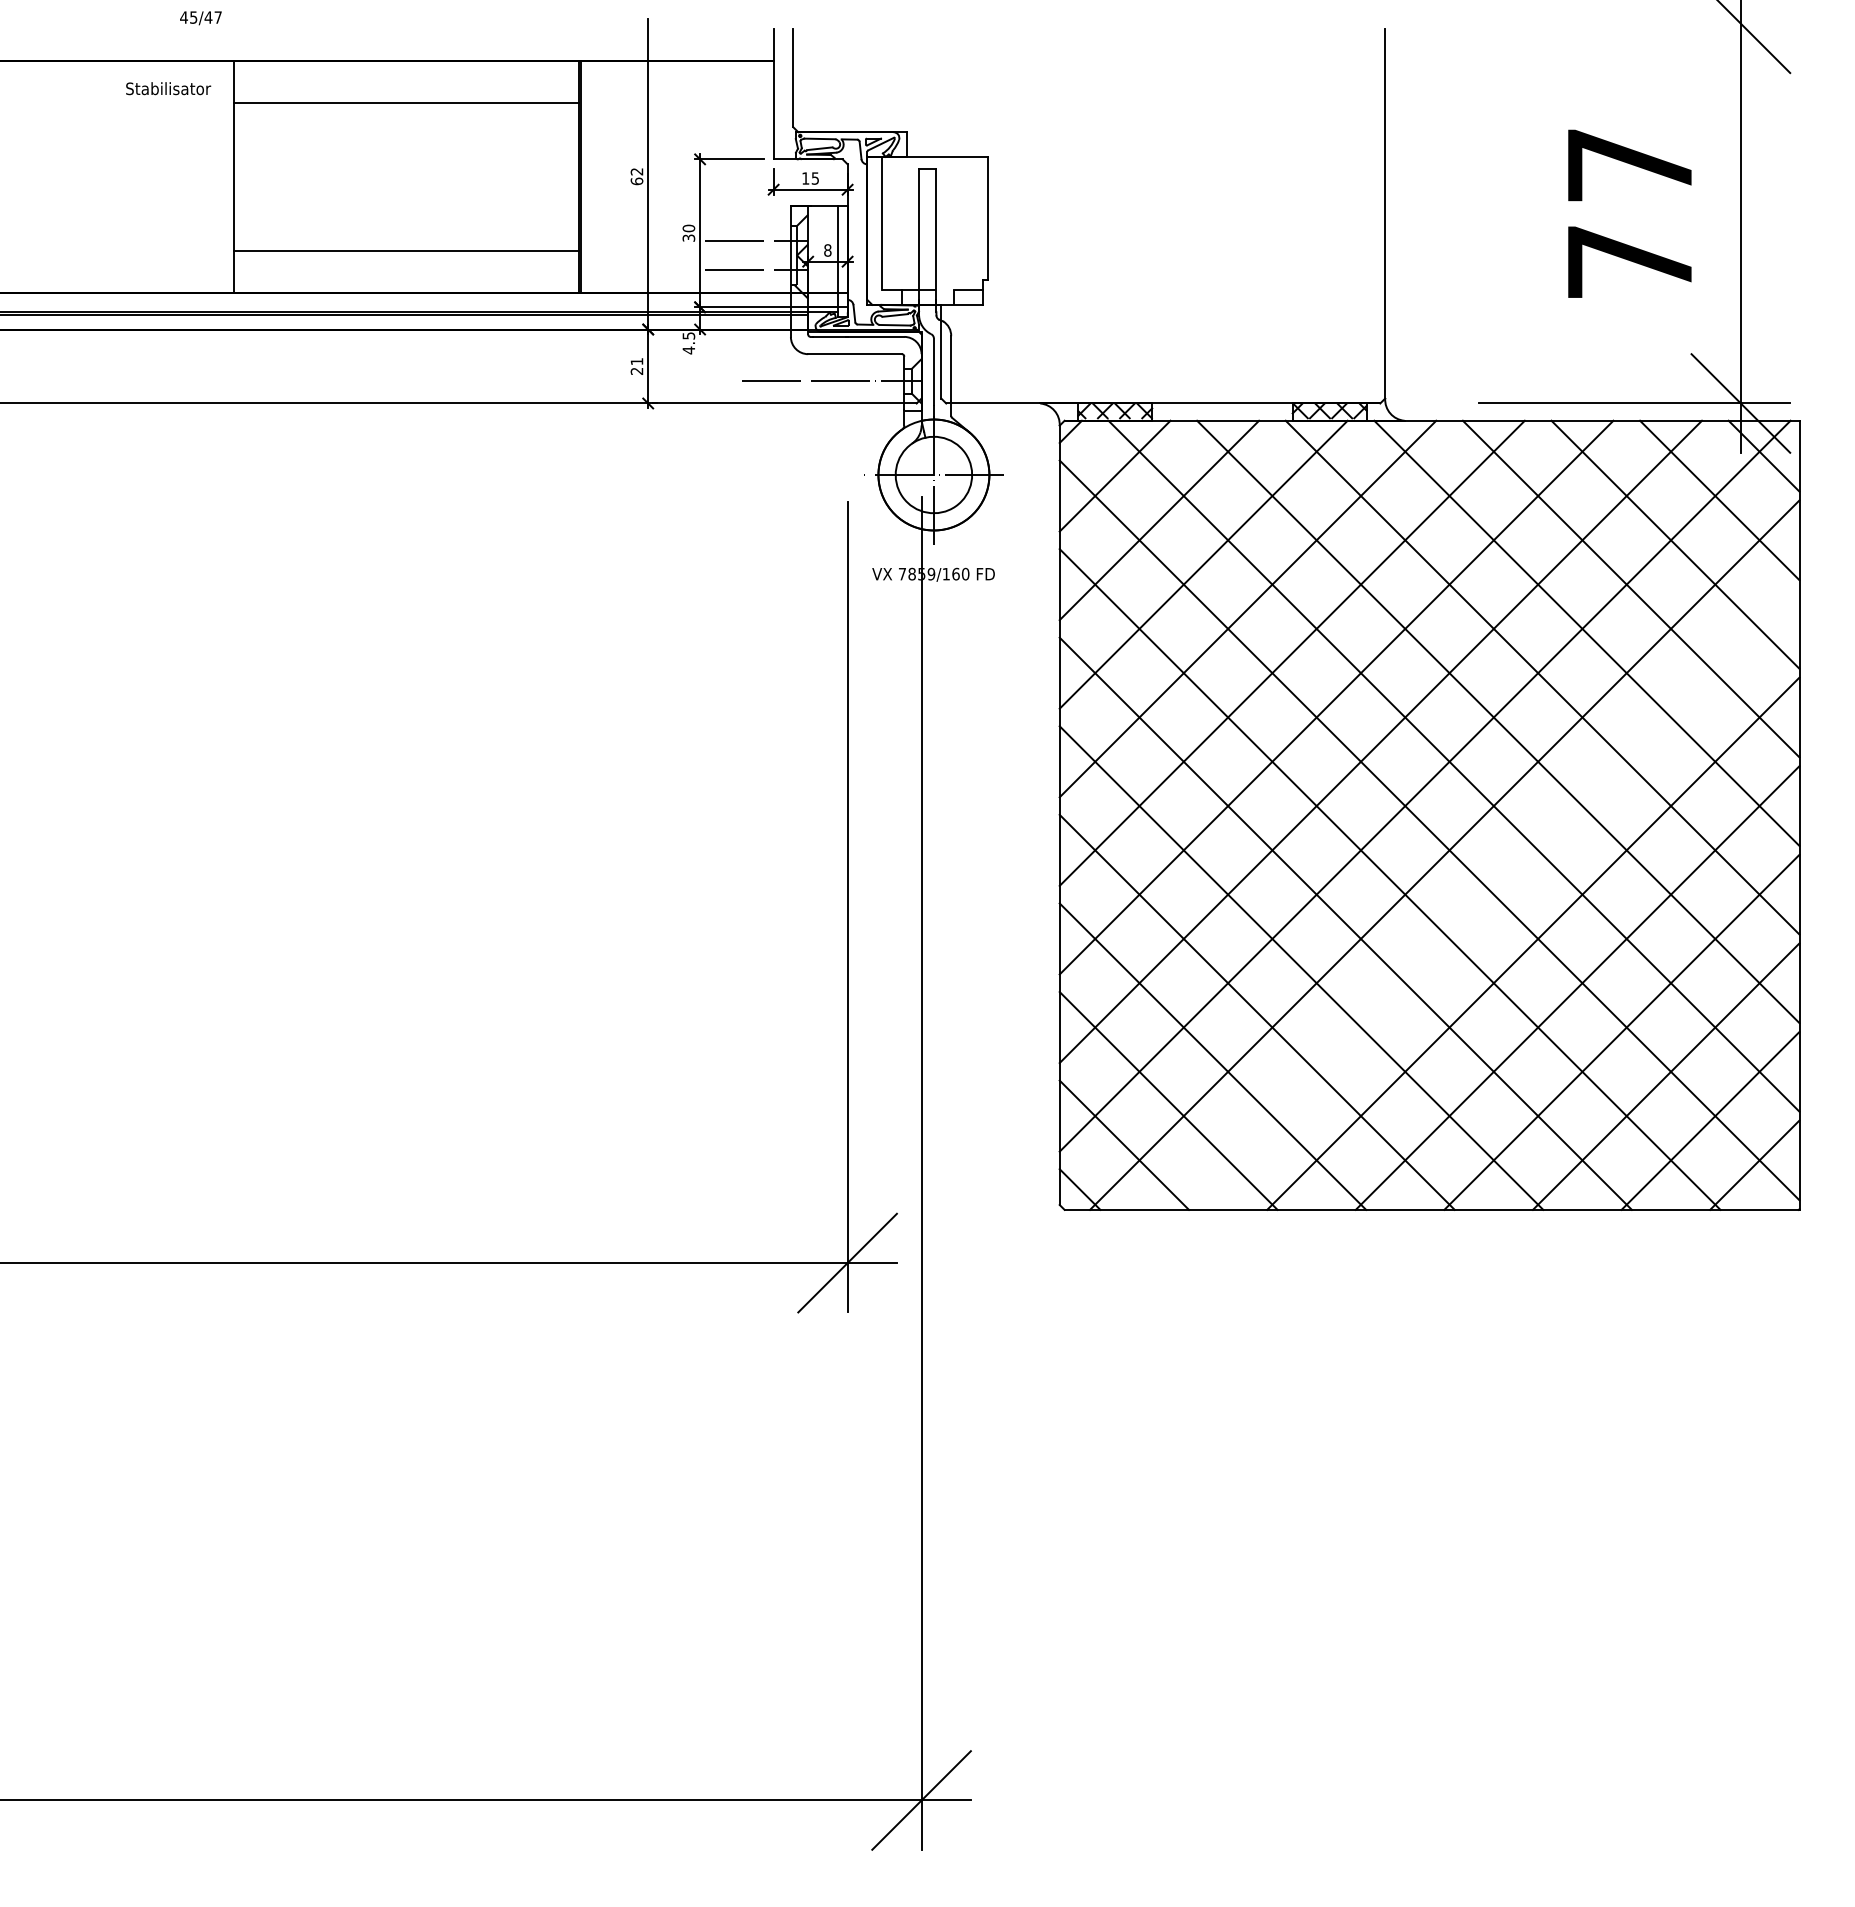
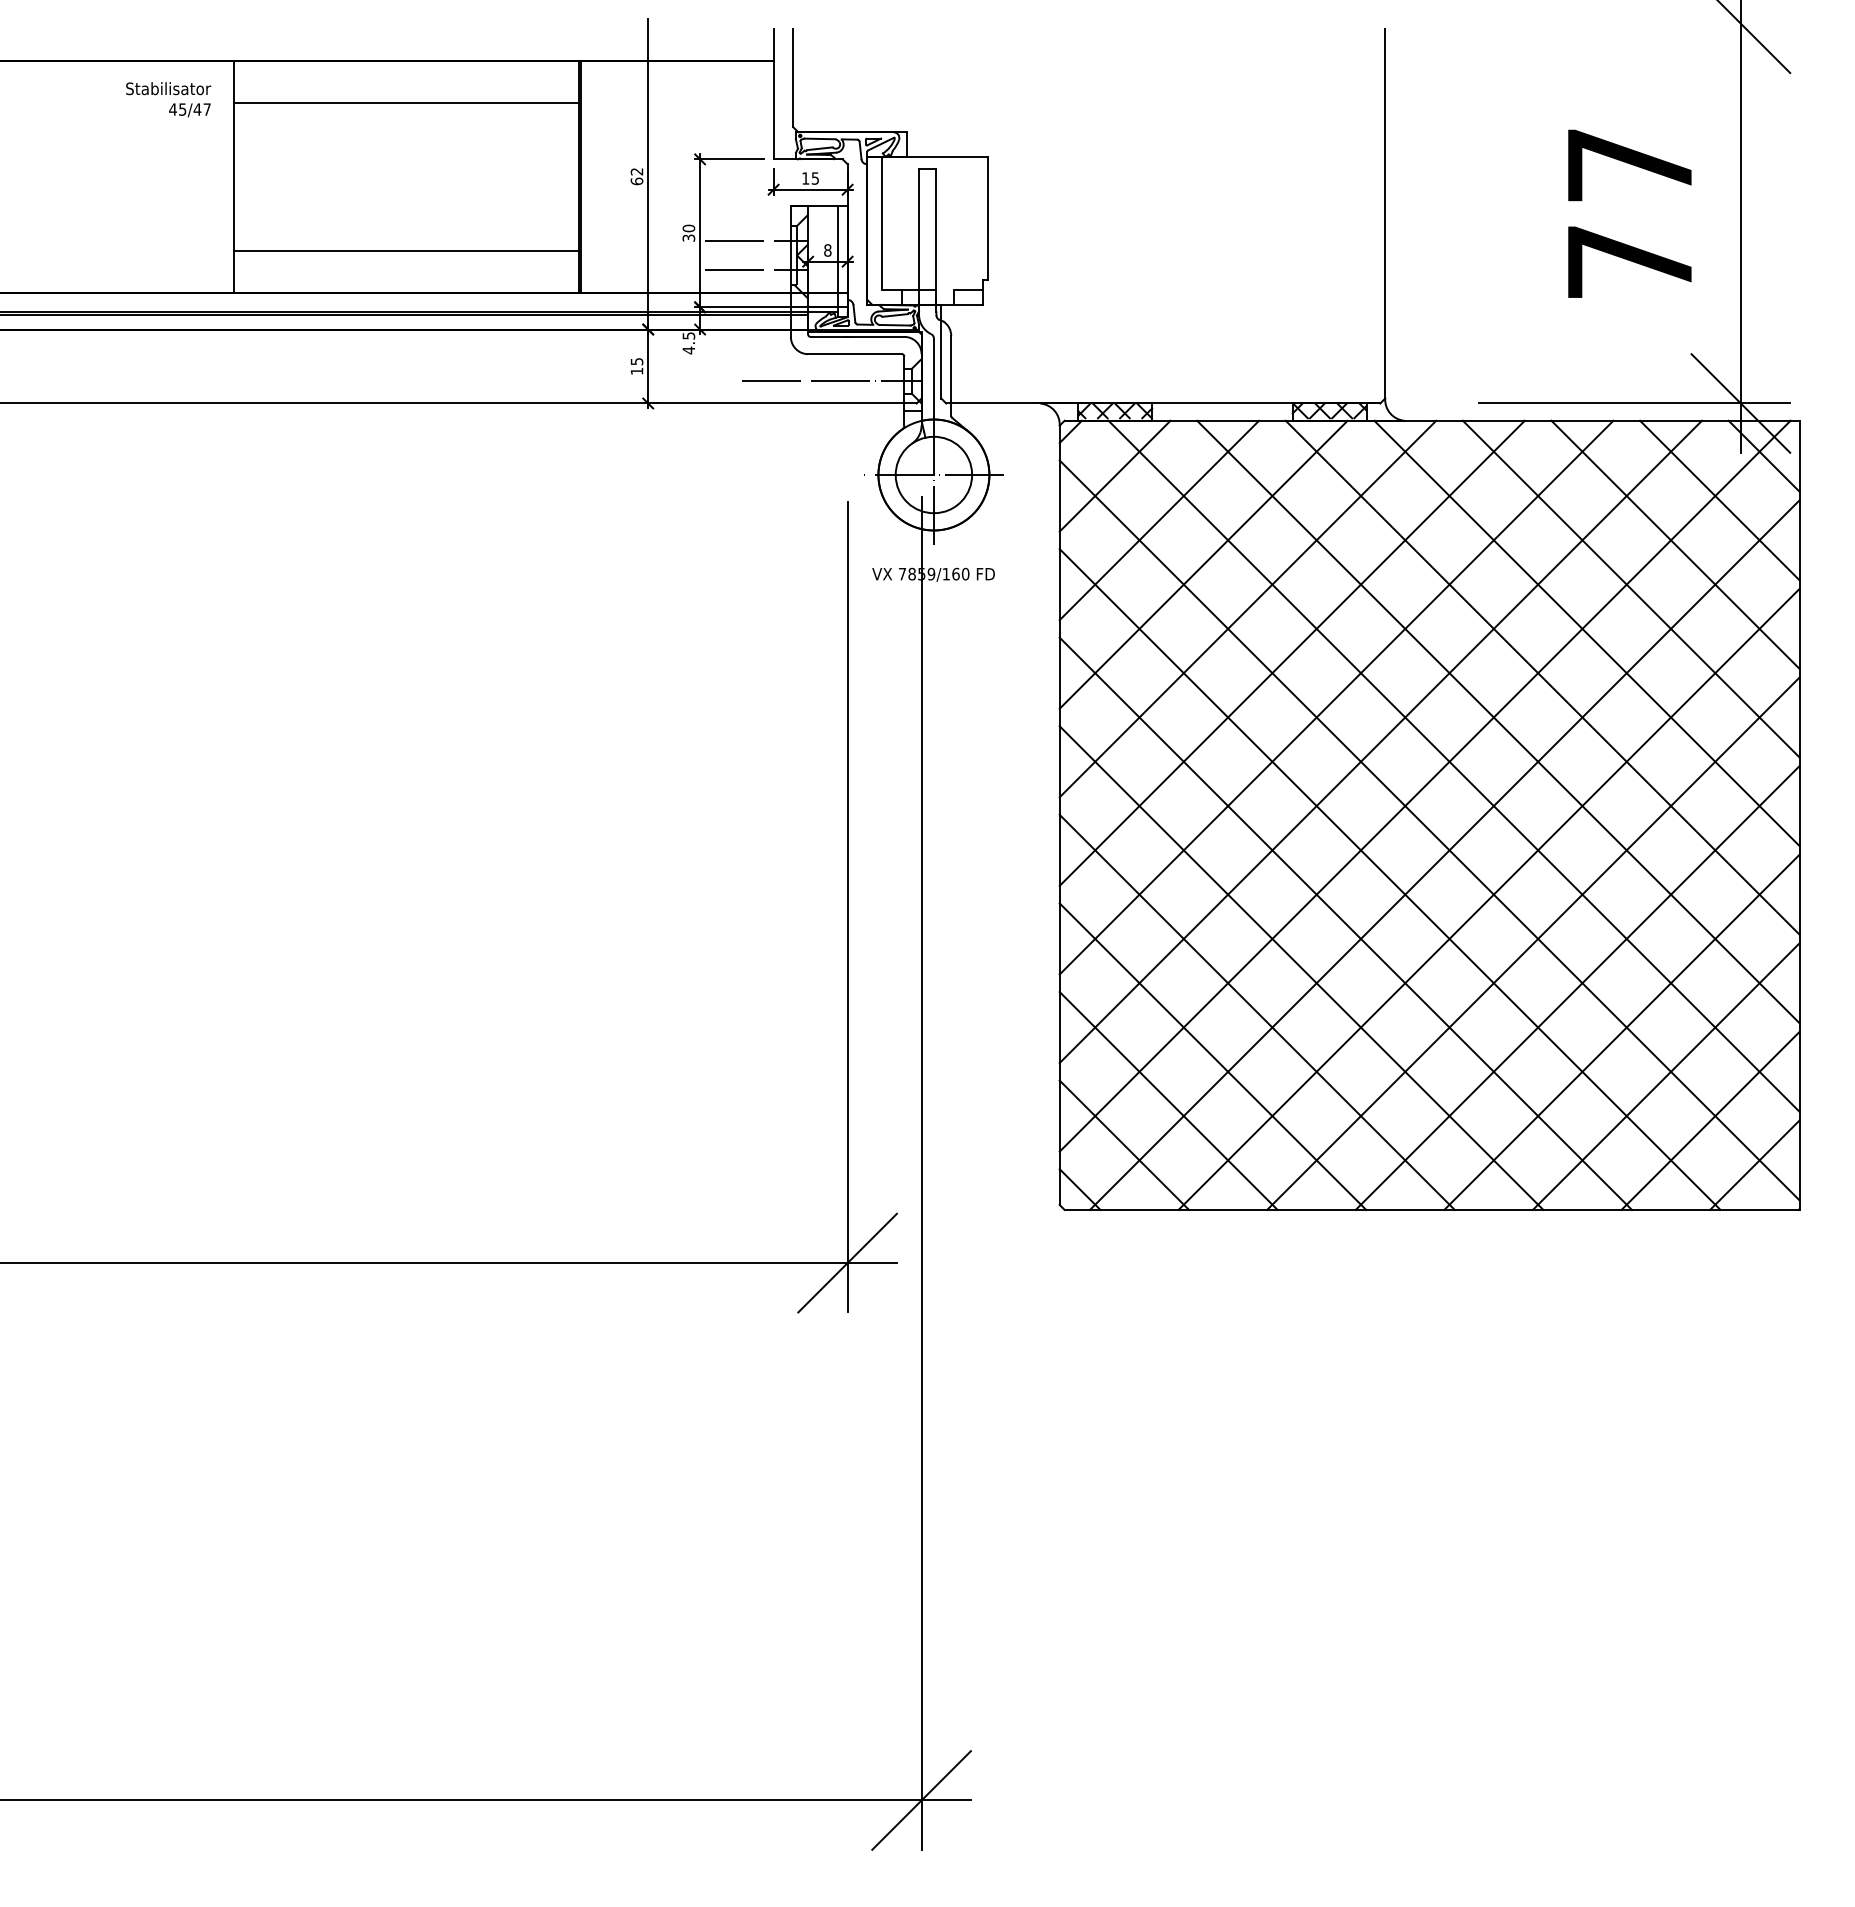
text position: (200, 18) -> (189, 110) (189, 110)
text: 21 -> 15 (636, 366)
line: none -> present (1488, 898)
